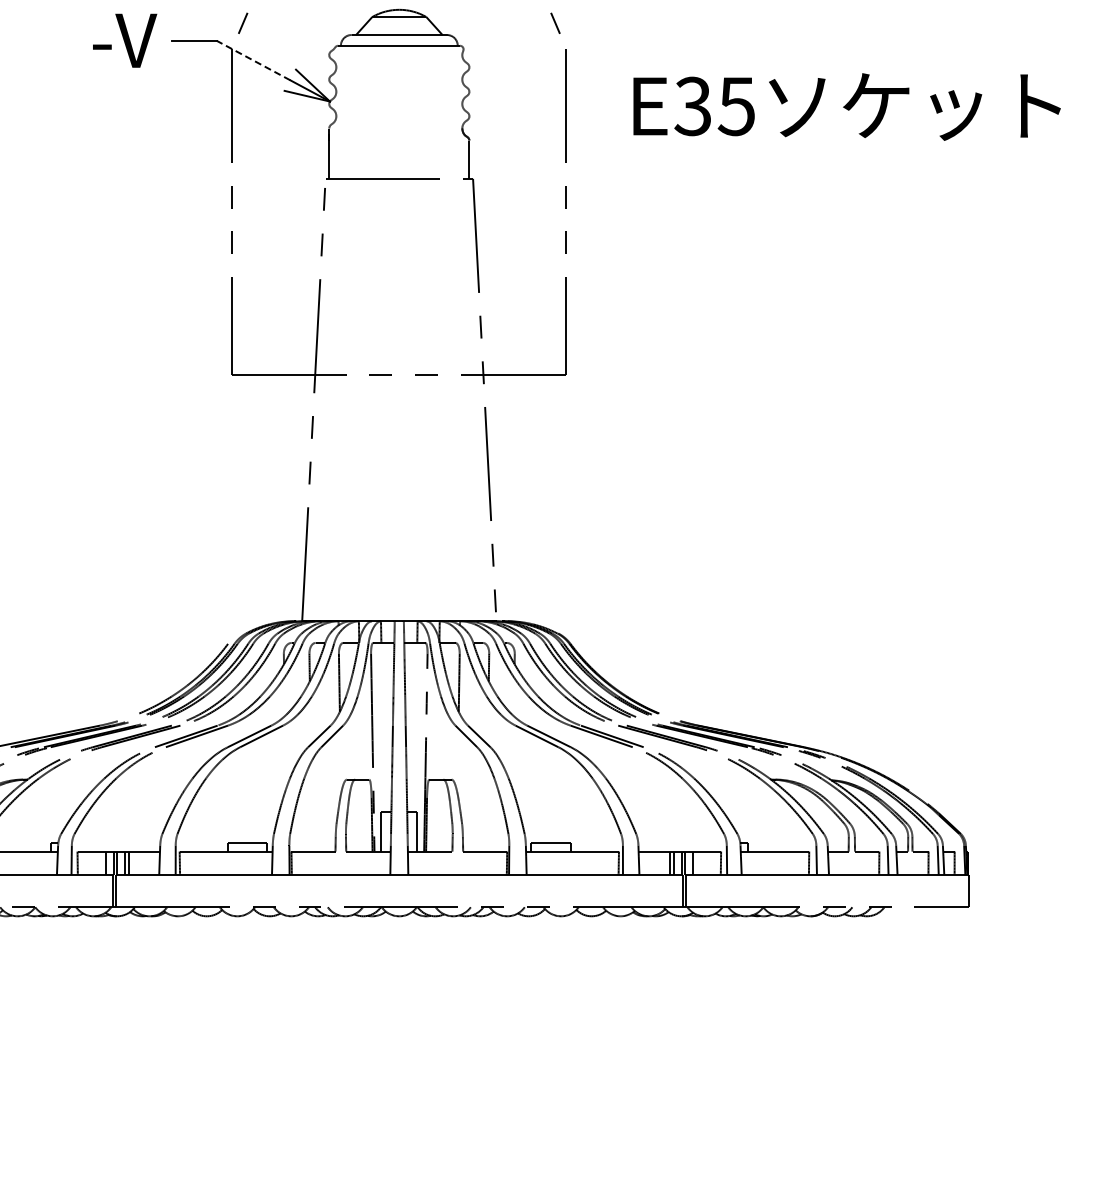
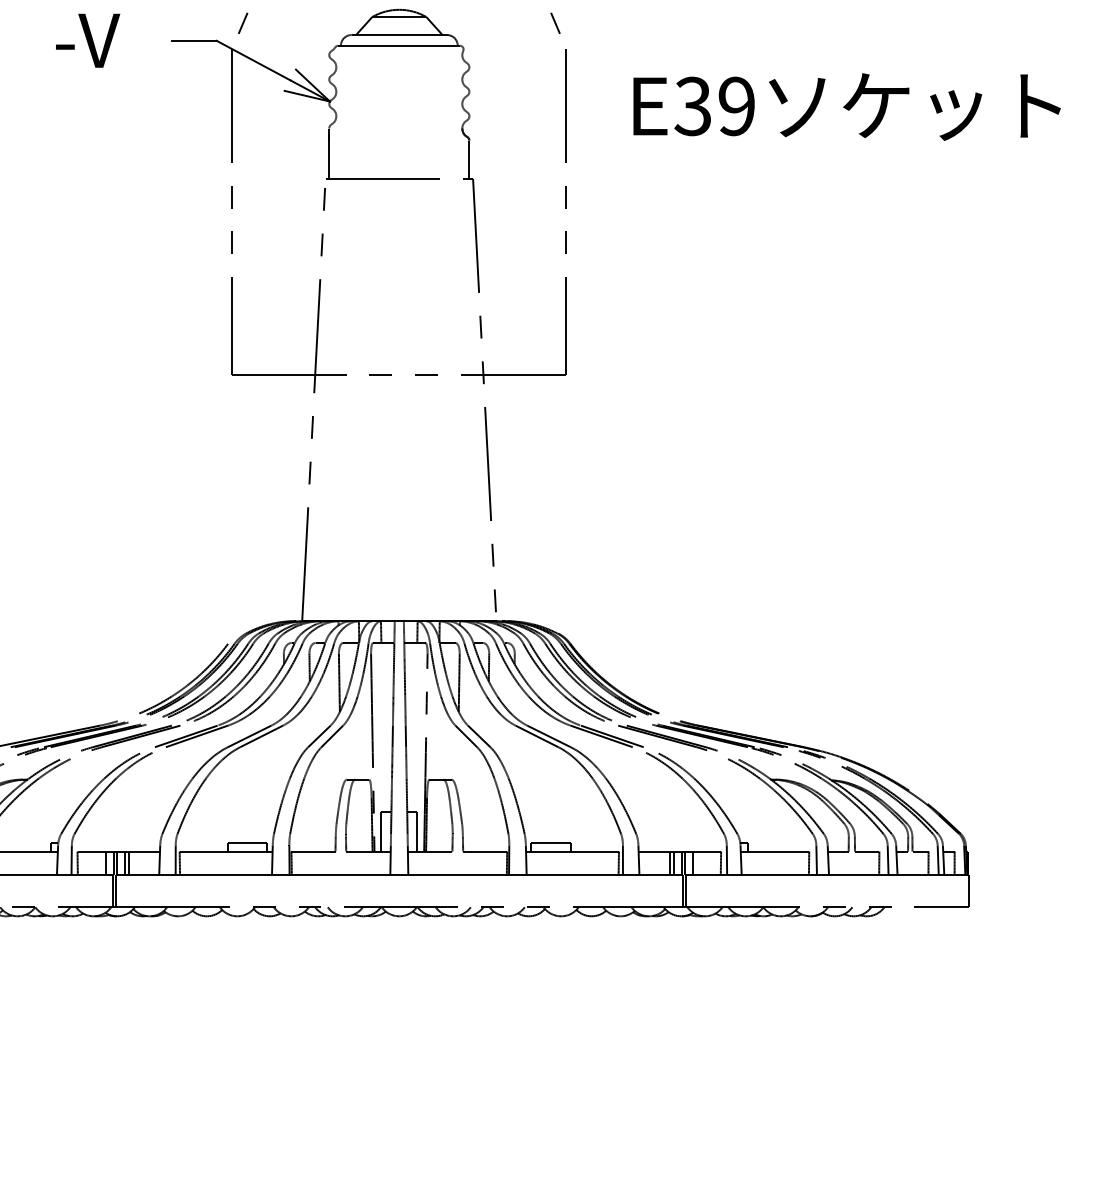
text position: (125, 40) -> (88, 40) (88, 40)
line: dashed -> solid (253, 60)
text: E35 -> E39 (735, 106)
